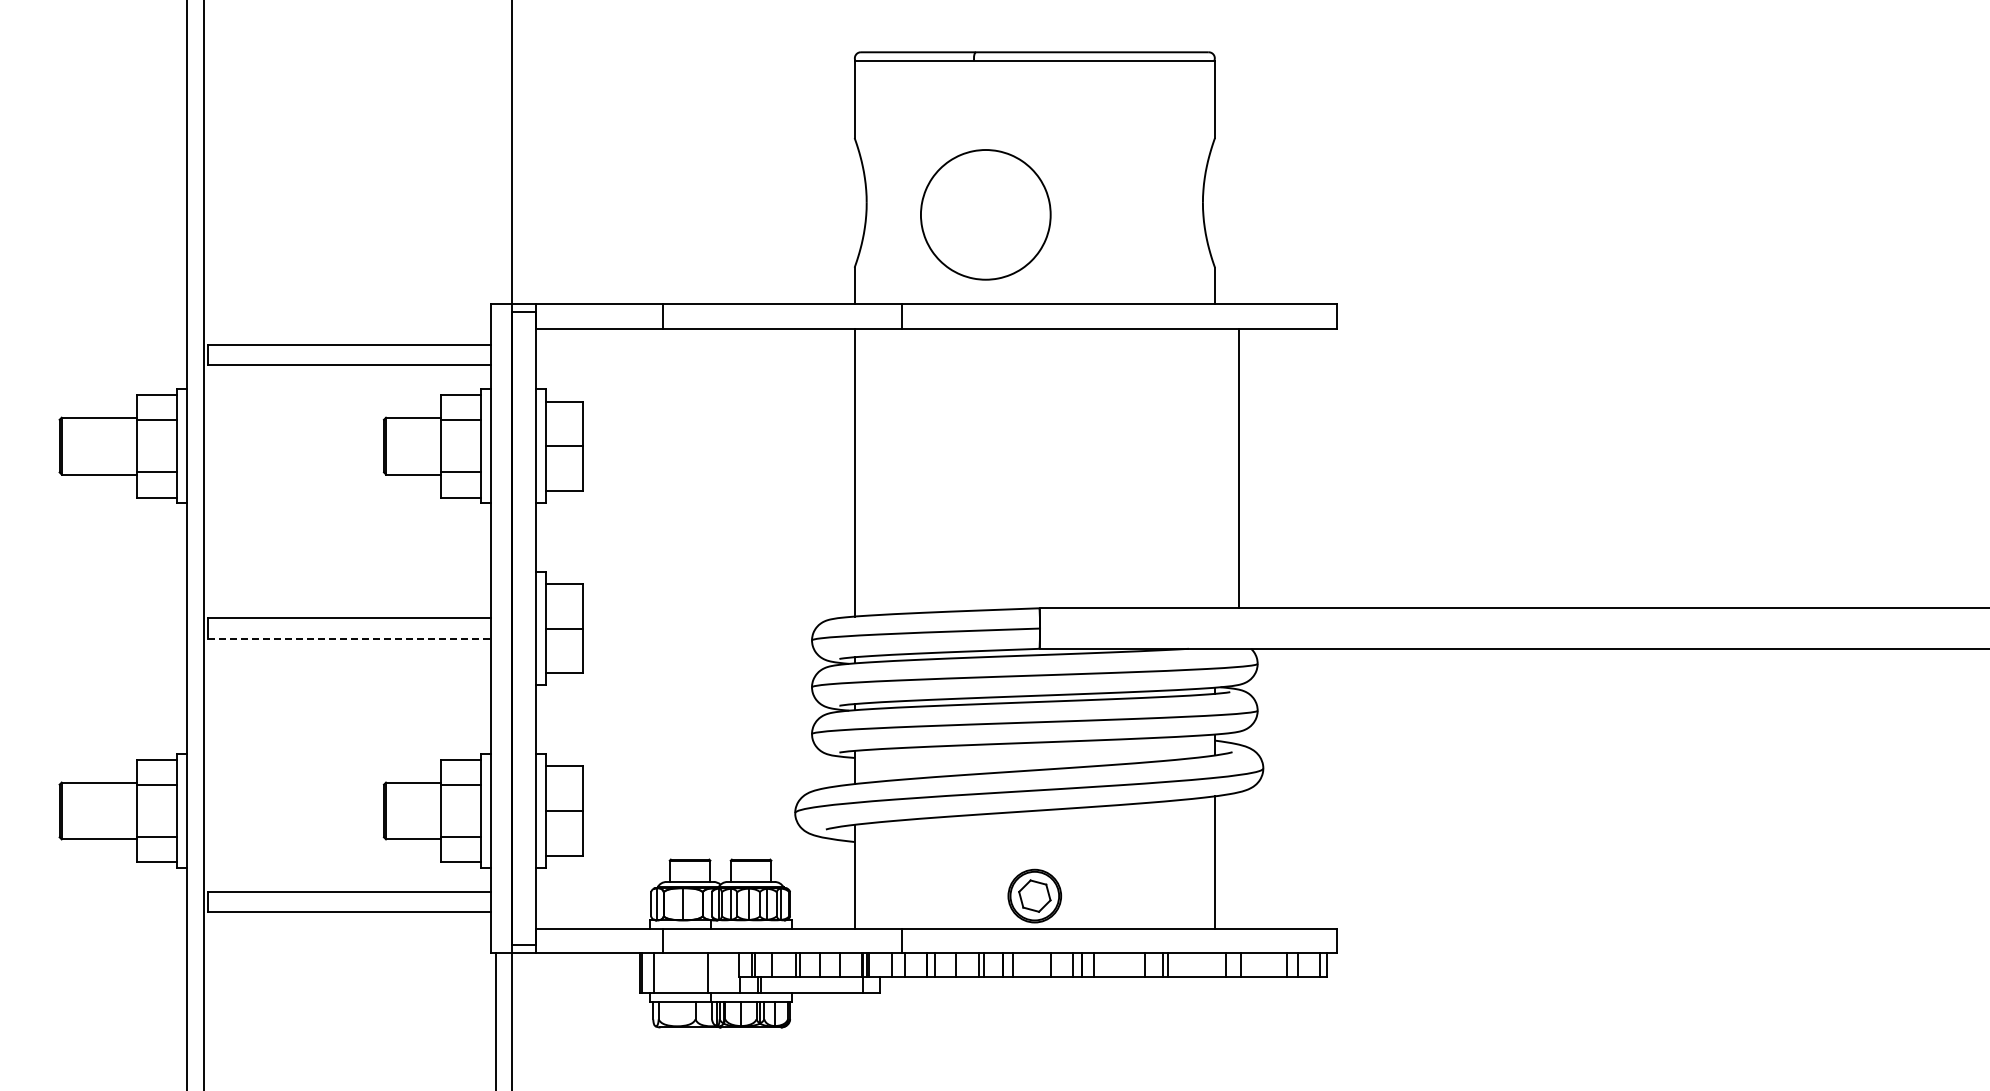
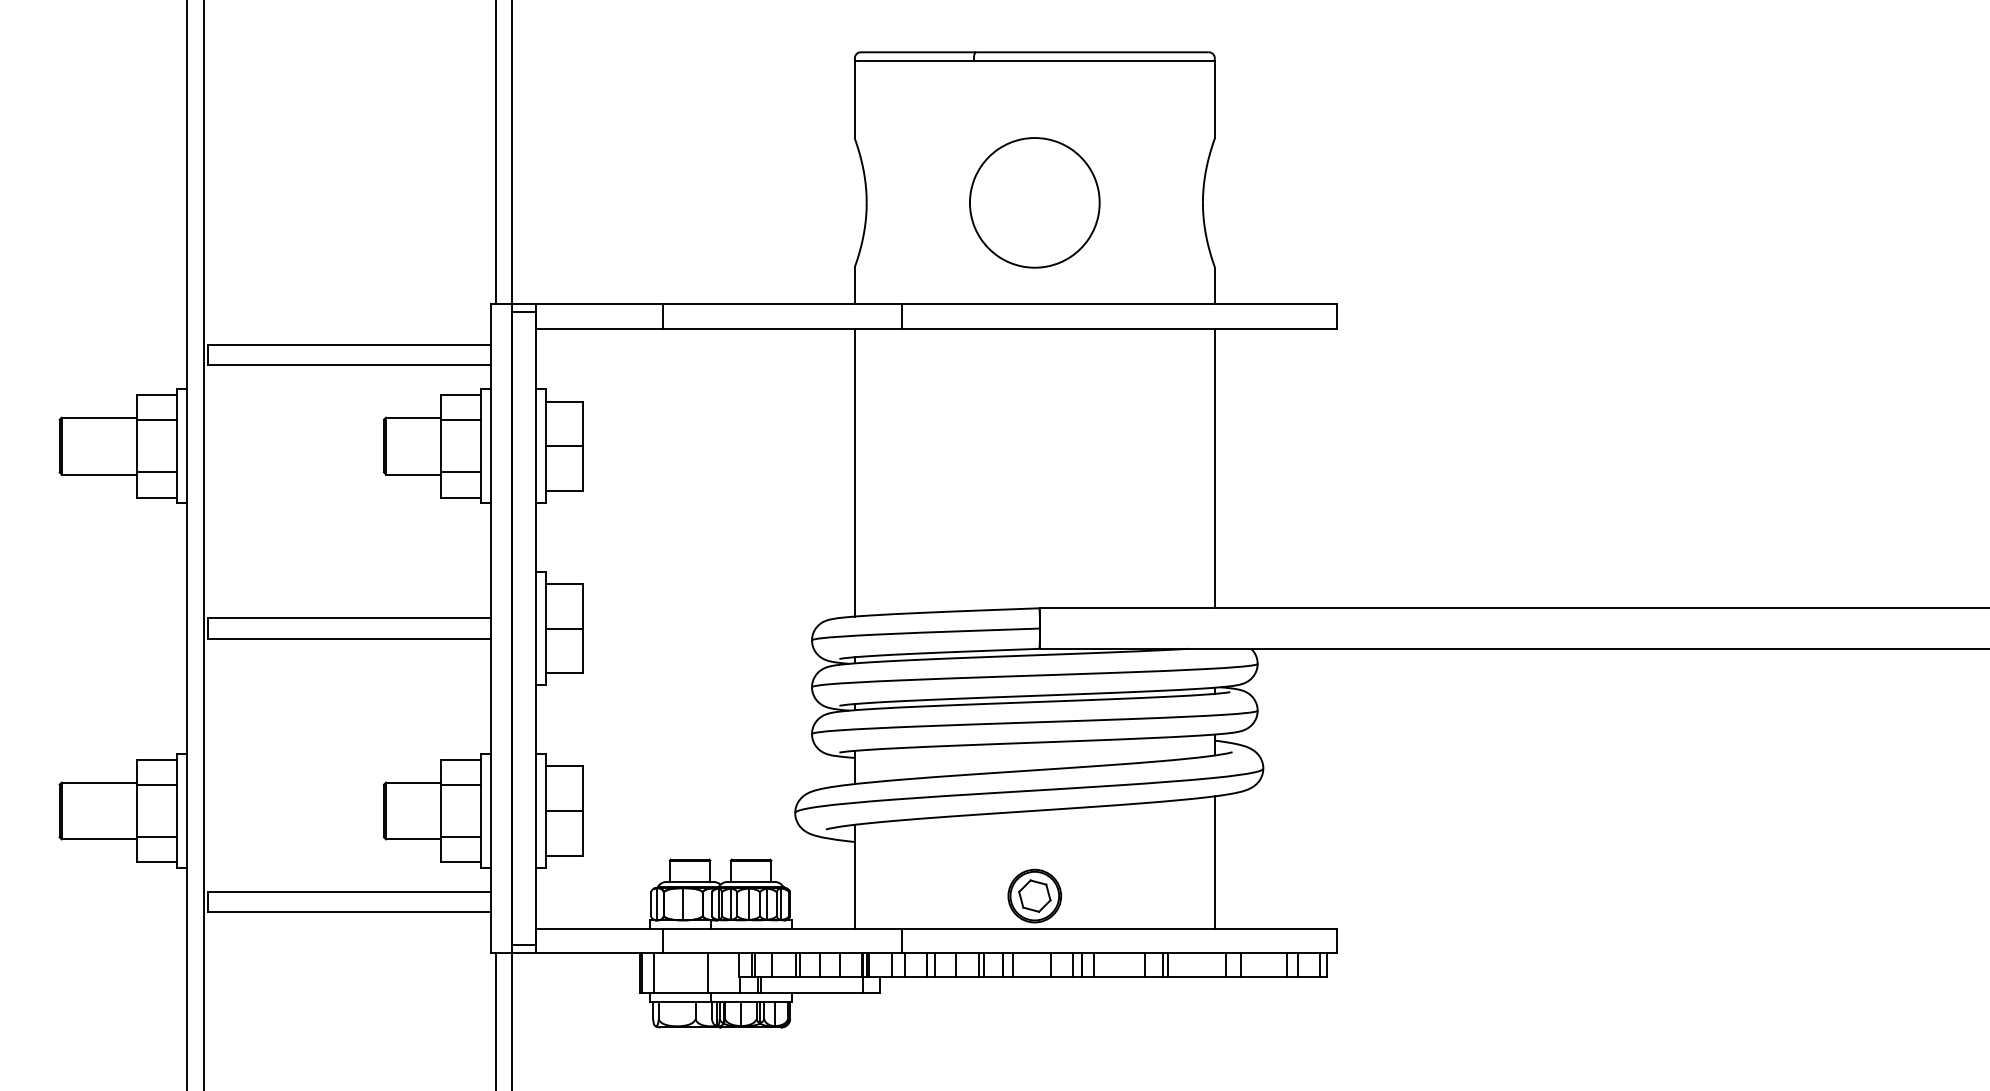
line: none -> present (495, 153)
part position: (985, 214) -> (1034, 202) (1034, 202)
line position: (1239, 468) -> (1215, 468) (1215, 468)
line: dashed -> solid (349, 638)
